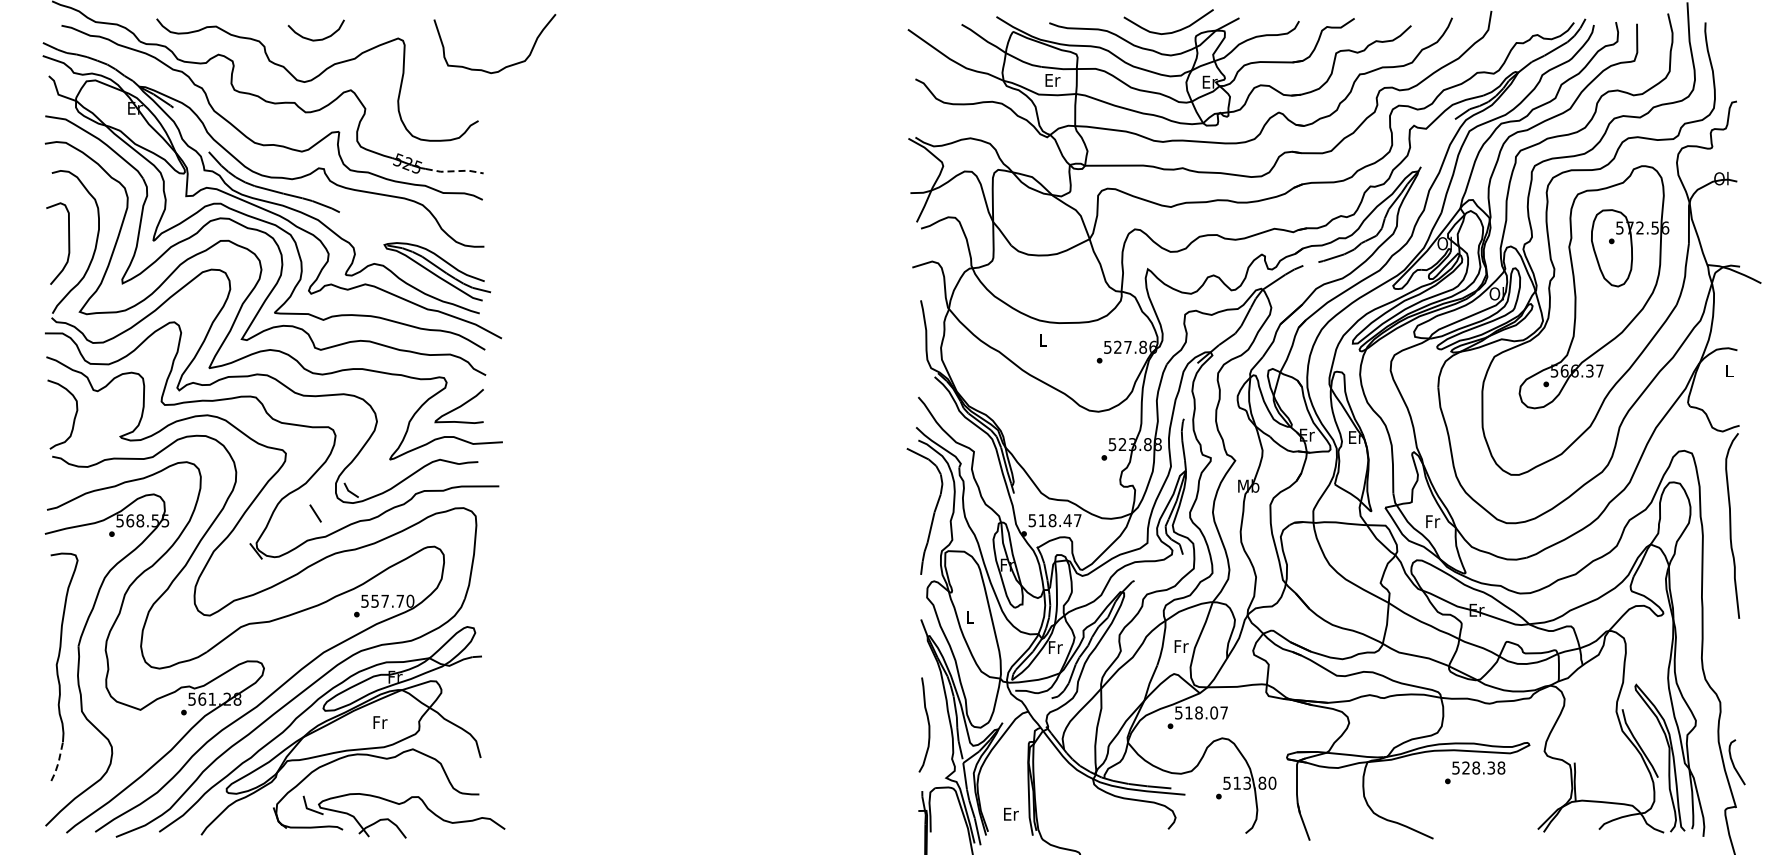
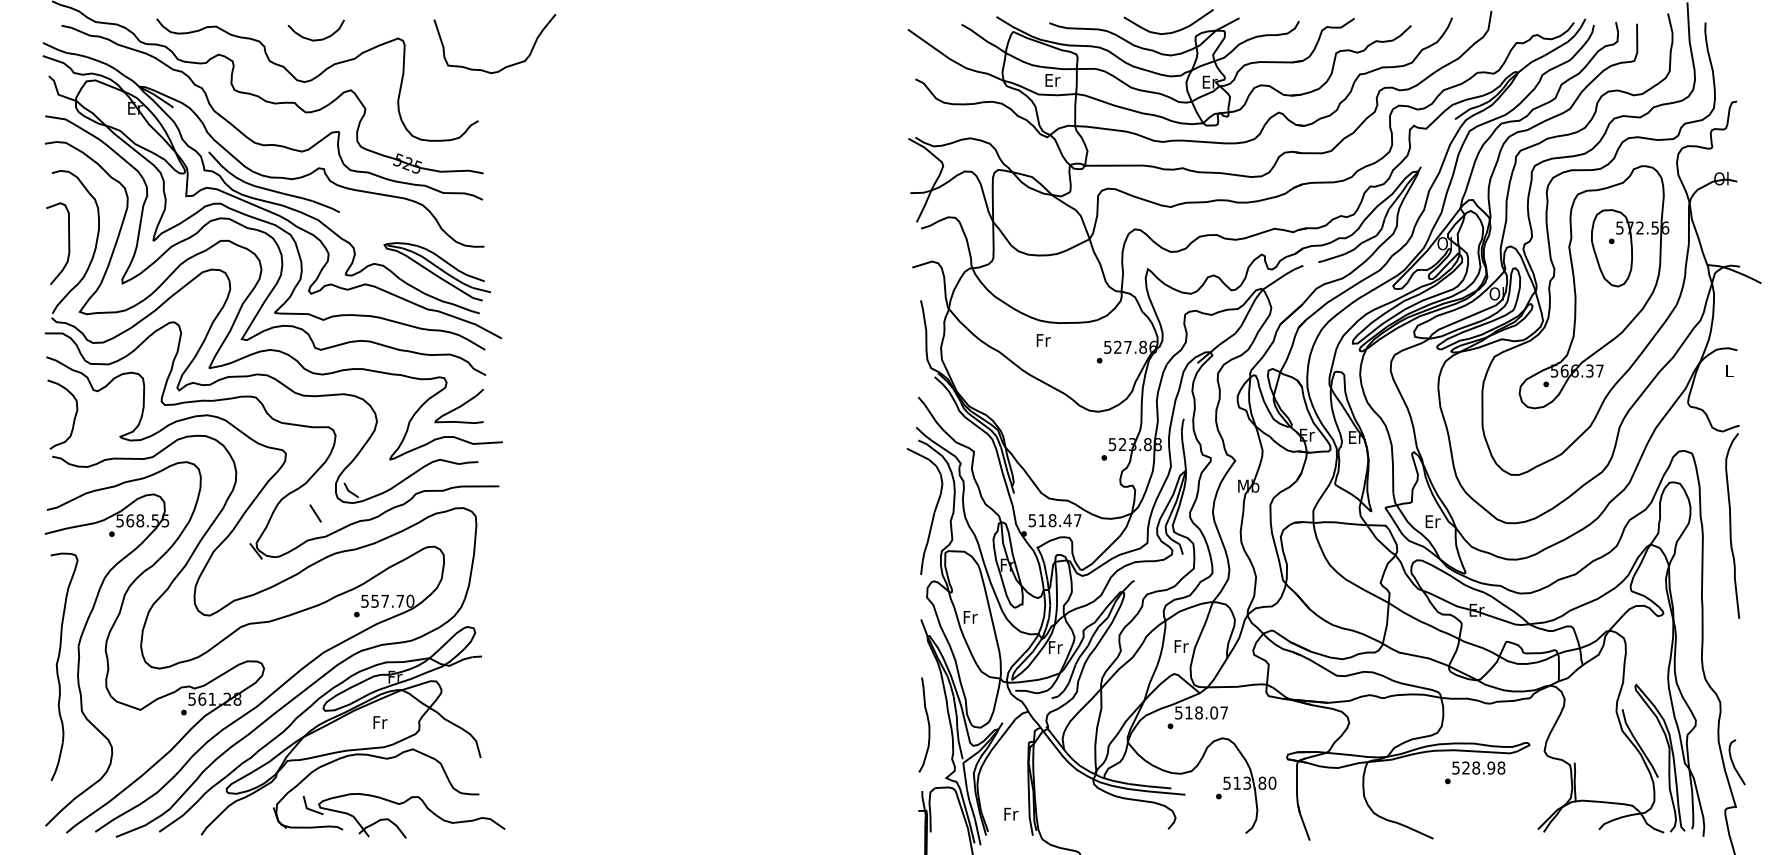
line: dashed -> solid (454, 171)
text: L -> Fr (1043, 340)
text: Fr -> Er (1432, 521)
text: L -> Fr (970, 617)
line: dashed -> solid (58, 762)
text: 528.38 -> 528.98 (1491, 767)
text: Er -> Fr (1011, 814)
